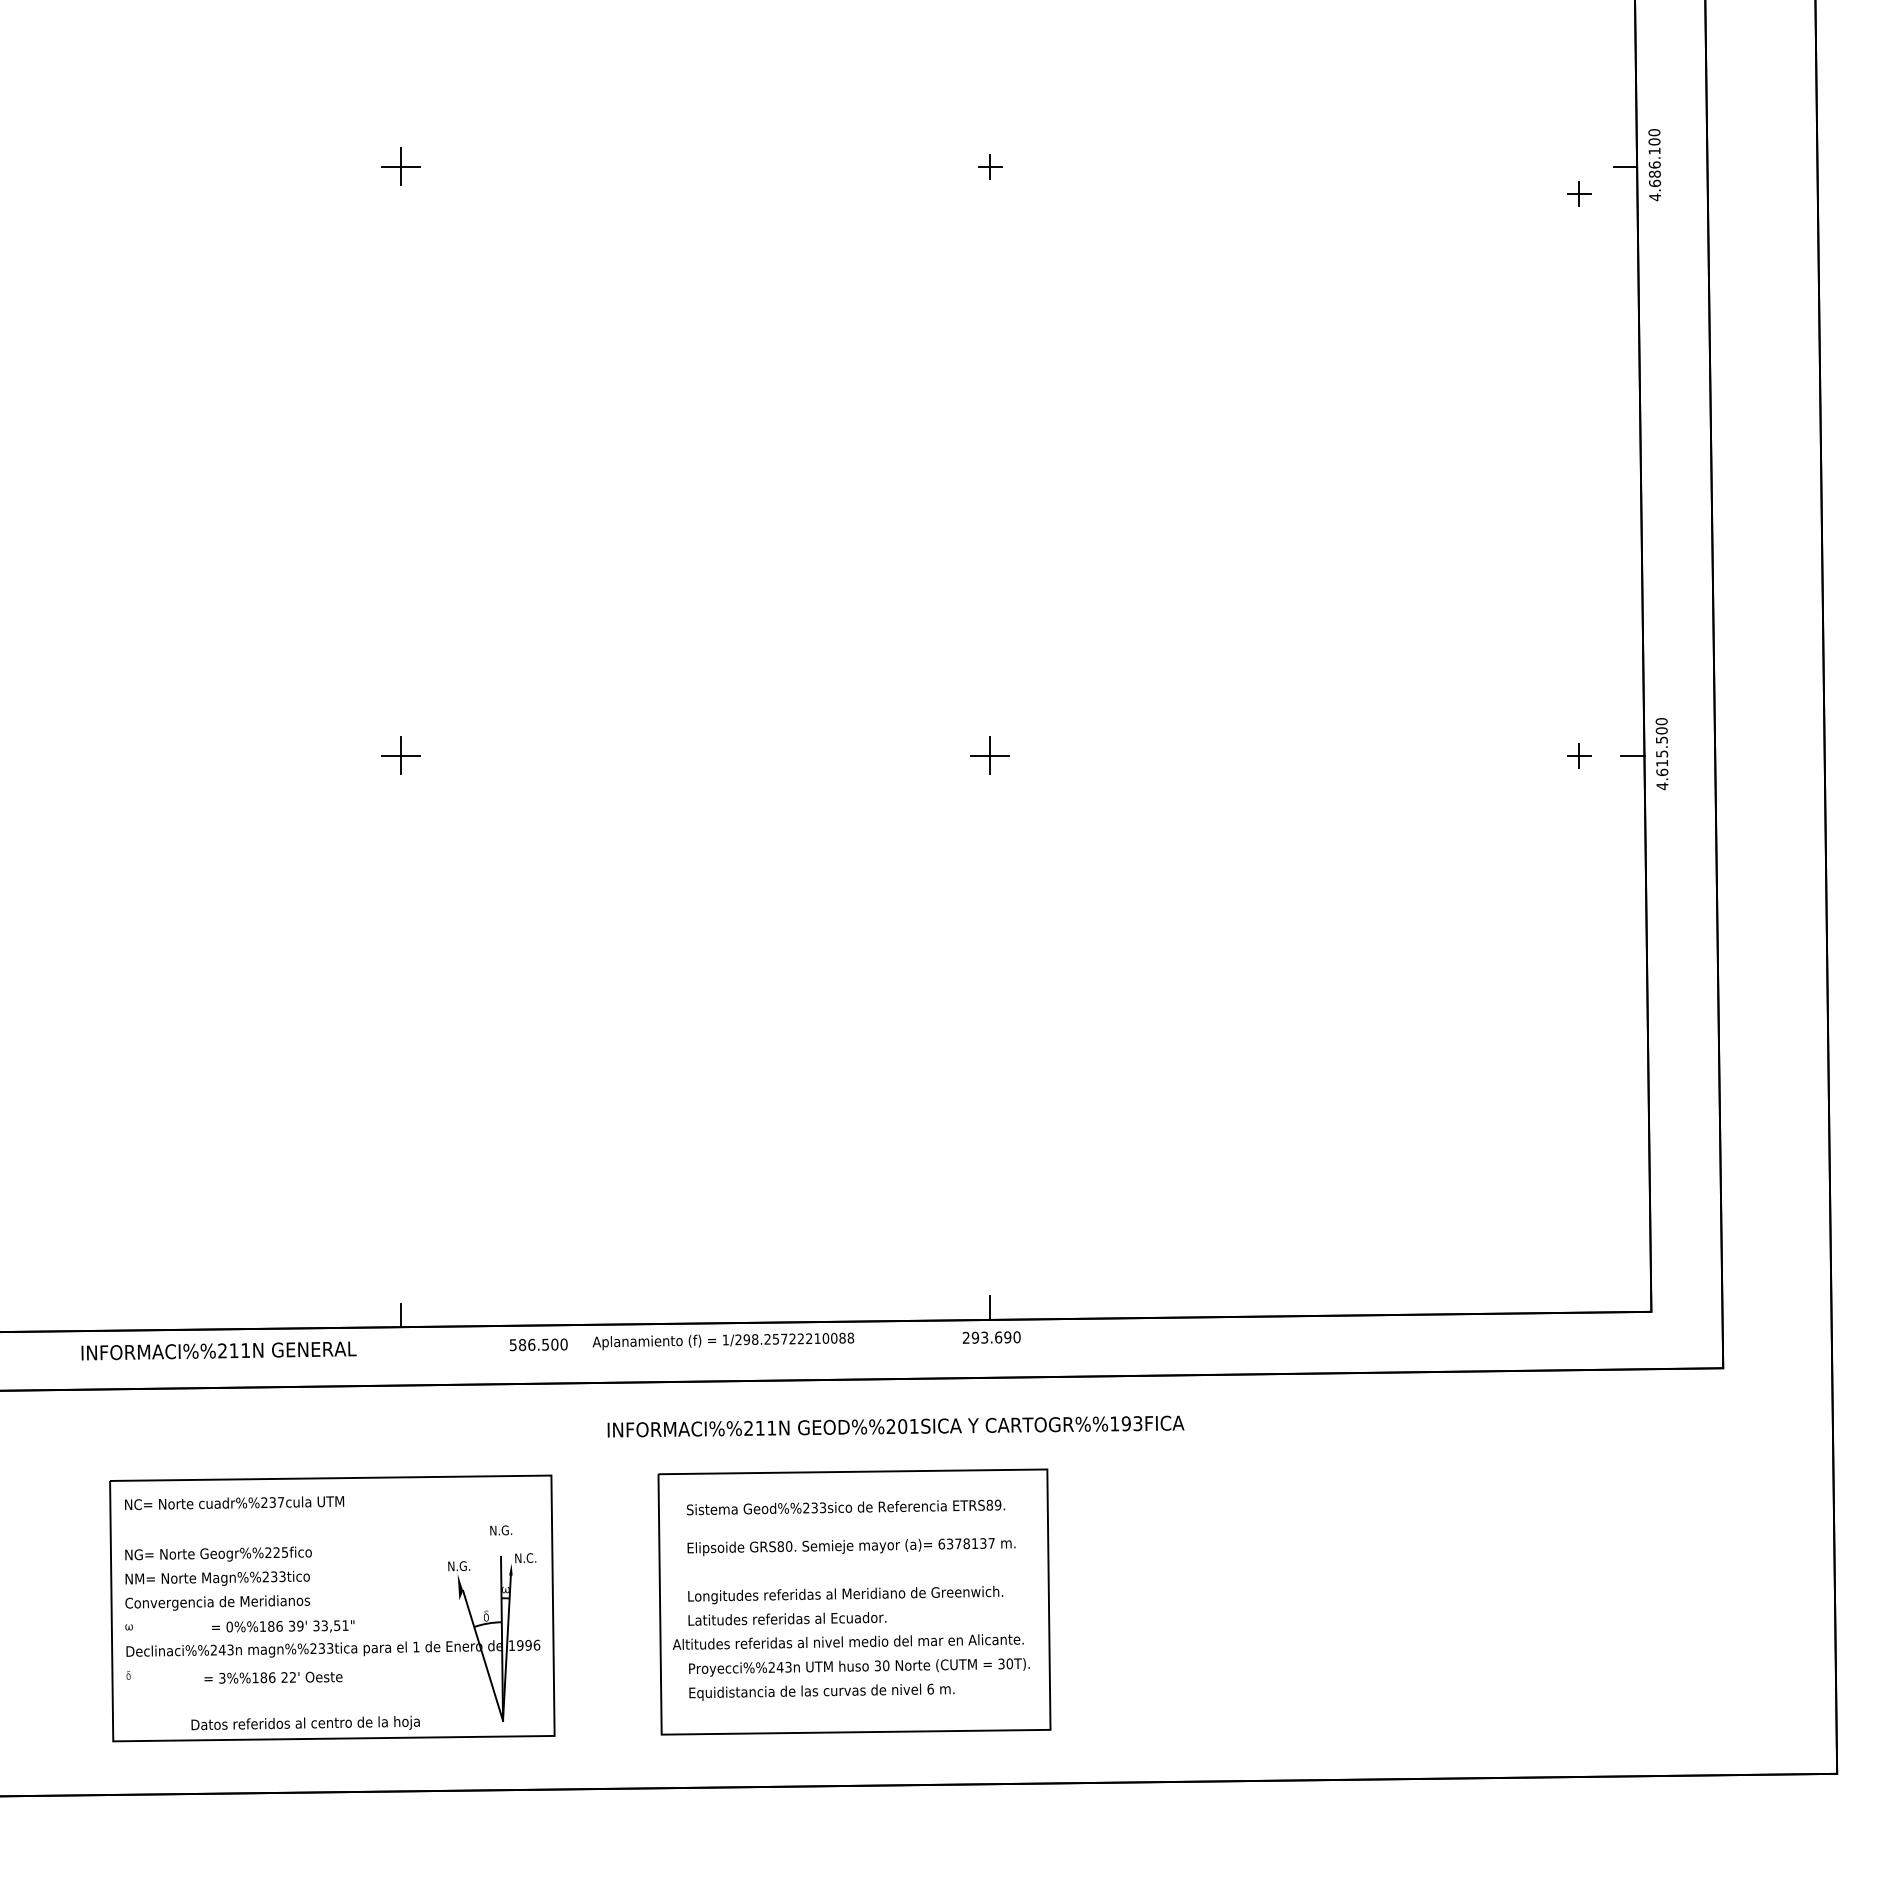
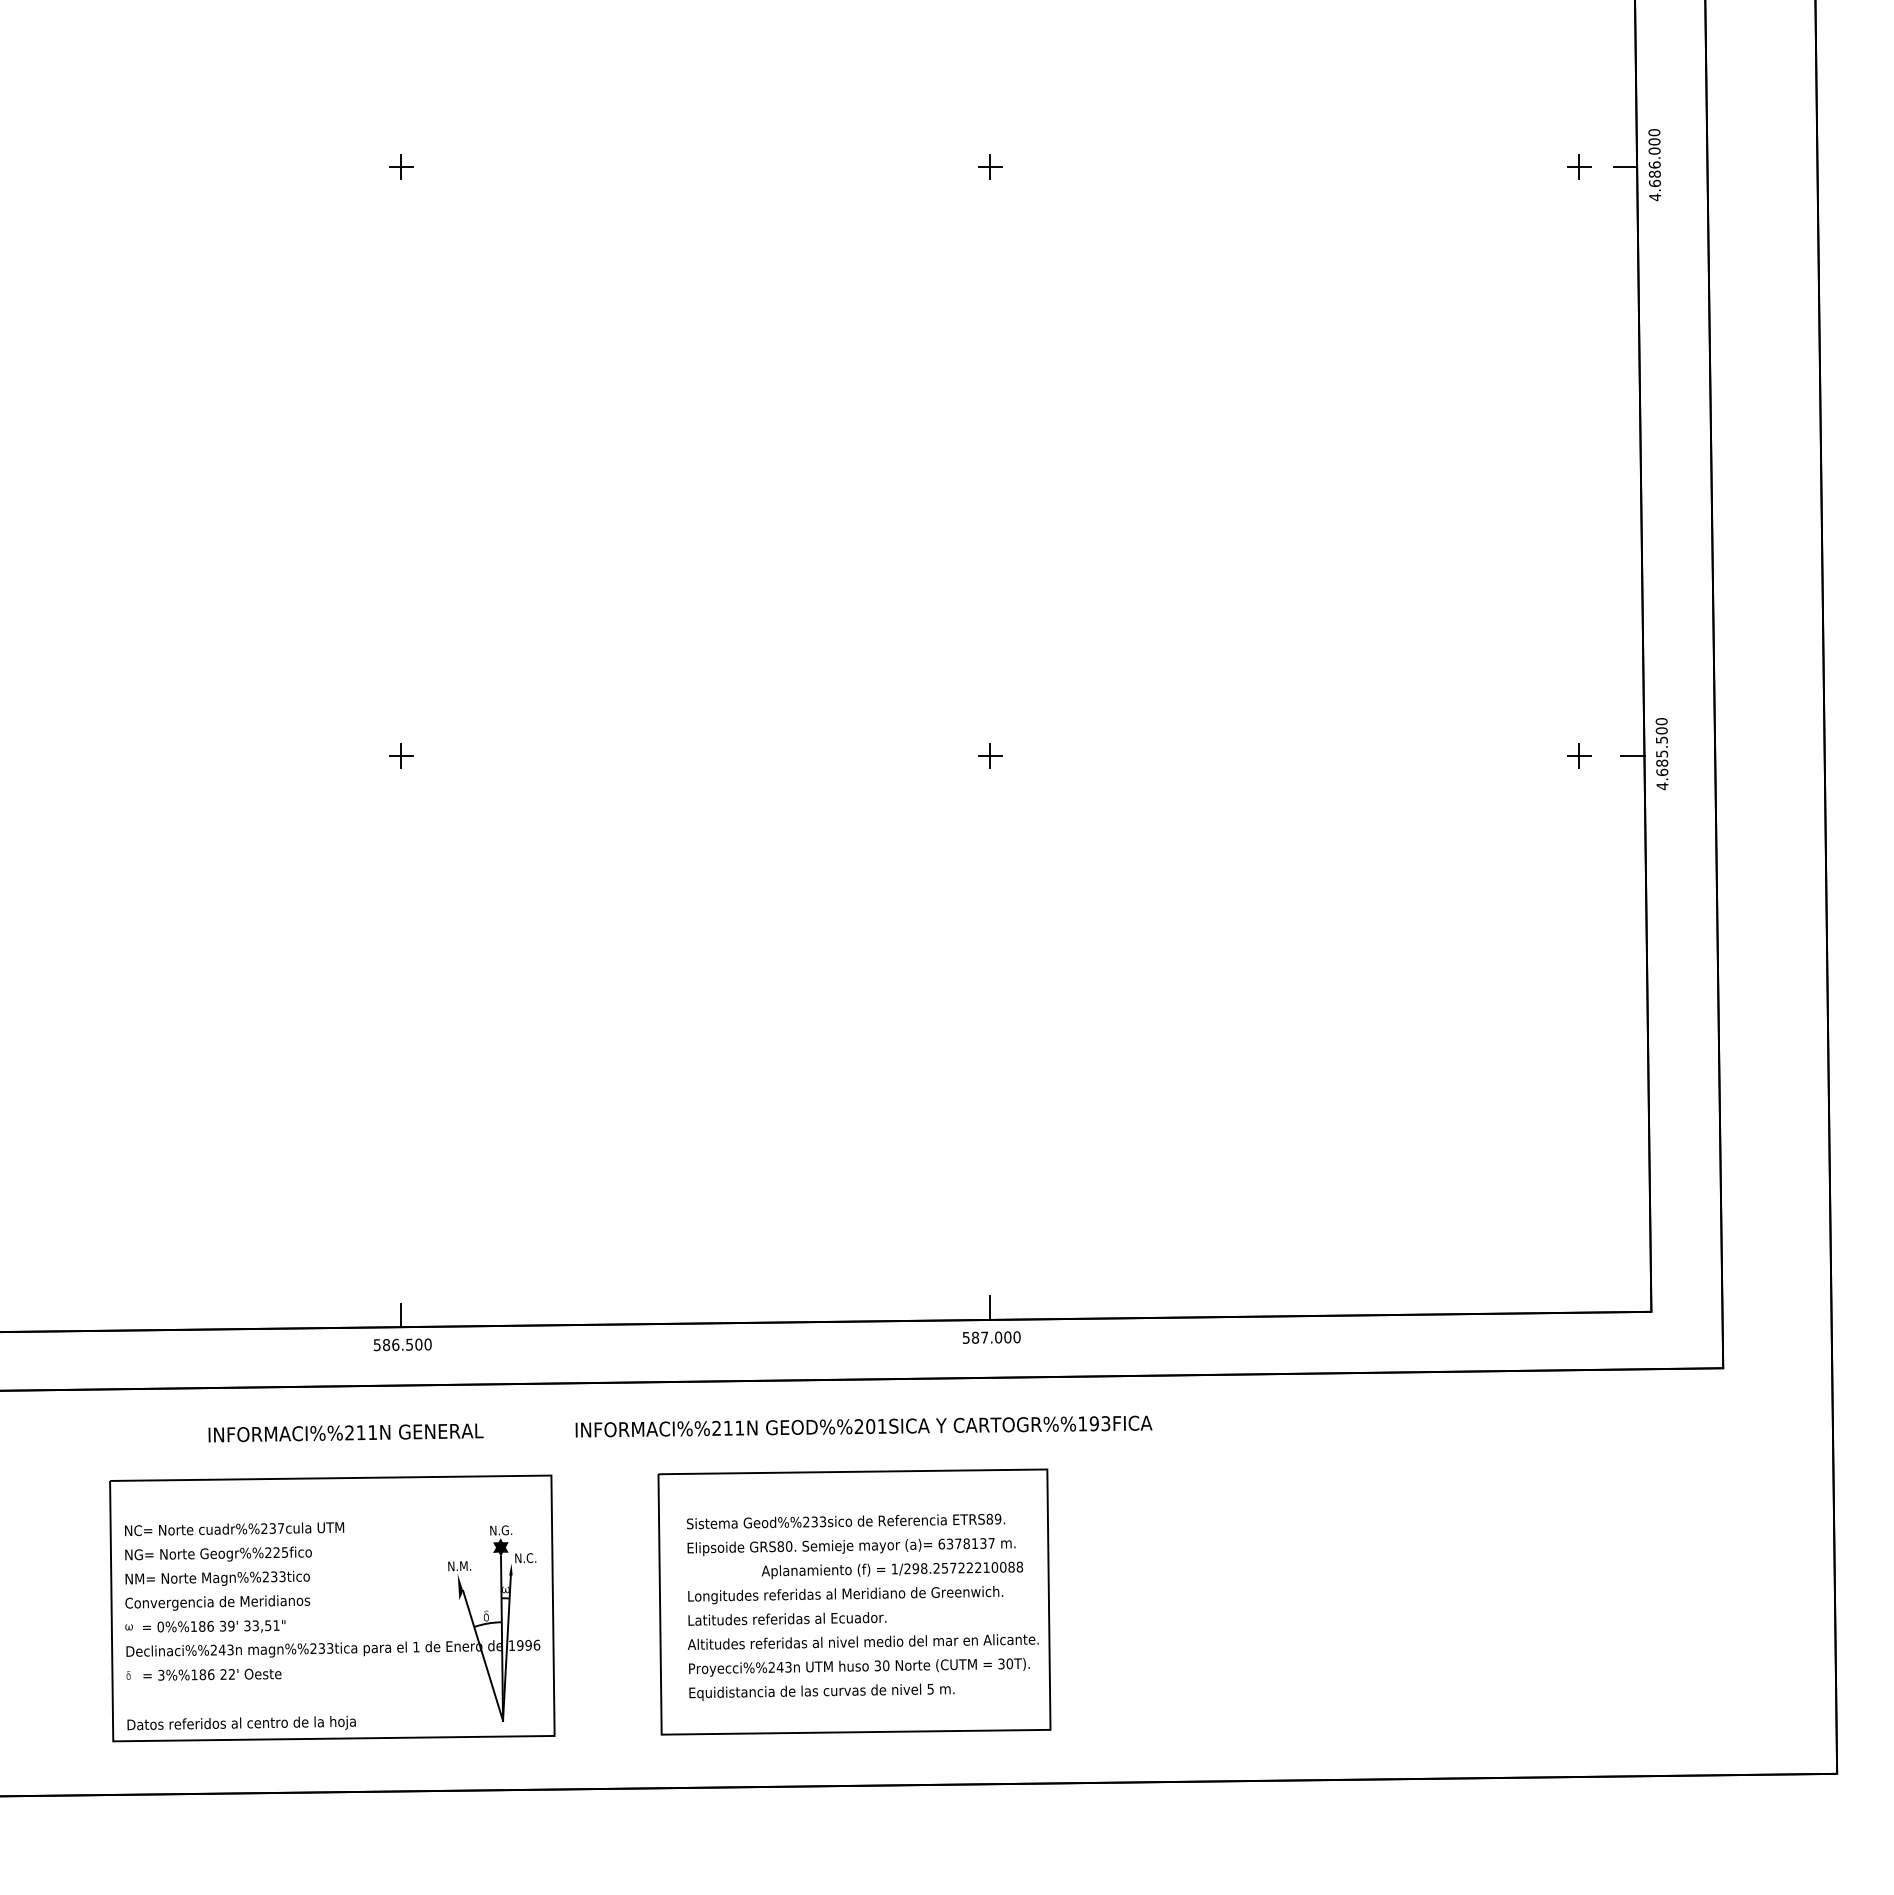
text: 4.686.100 -> 4.686.000 (1654, 150)
part size: 40x39 px -> 25x26 px (401, 166)
part position: (1579, 193) -> (1579, 166) (1579, 166)
part size: 40x39 px -> 25x26 px (401, 755)
part size: 40x39 px -> 25x26 px (990, 755)
text: 4.615.500 -> 4.685.500 (1662, 762)
text: 293.690 -> 587.000 (986, 1337)
text position: (723, 1341) -> (892, 1570) (892, 1570)
text position: (538, 1344) -> (402, 1344) (402, 1344)
text position: (218, 1350) -> (345, 1432) (345, 1432)
text position: (895, 1426) -> (863, 1426) (863, 1426)
text position: (234, 1503) -> (234, 1529) (234, 1529)
text position: (846, 1507) -> (846, 1521) (846, 1521)
fill: none -> present (500, 1547)
text: N.G. -> N.M. (465, 1566)
text position: (283, 1626) -> (214, 1626) (214, 1626)
text position: (847, 1641) -> (862, 1641) (862, 1641)
text position: (273, 1677) -> (212, 1674) (212, 1674)
text: 6 -> 5 (930, 1688)
text position: (305, 1722) -> (241, 1722) (241, 1722)
